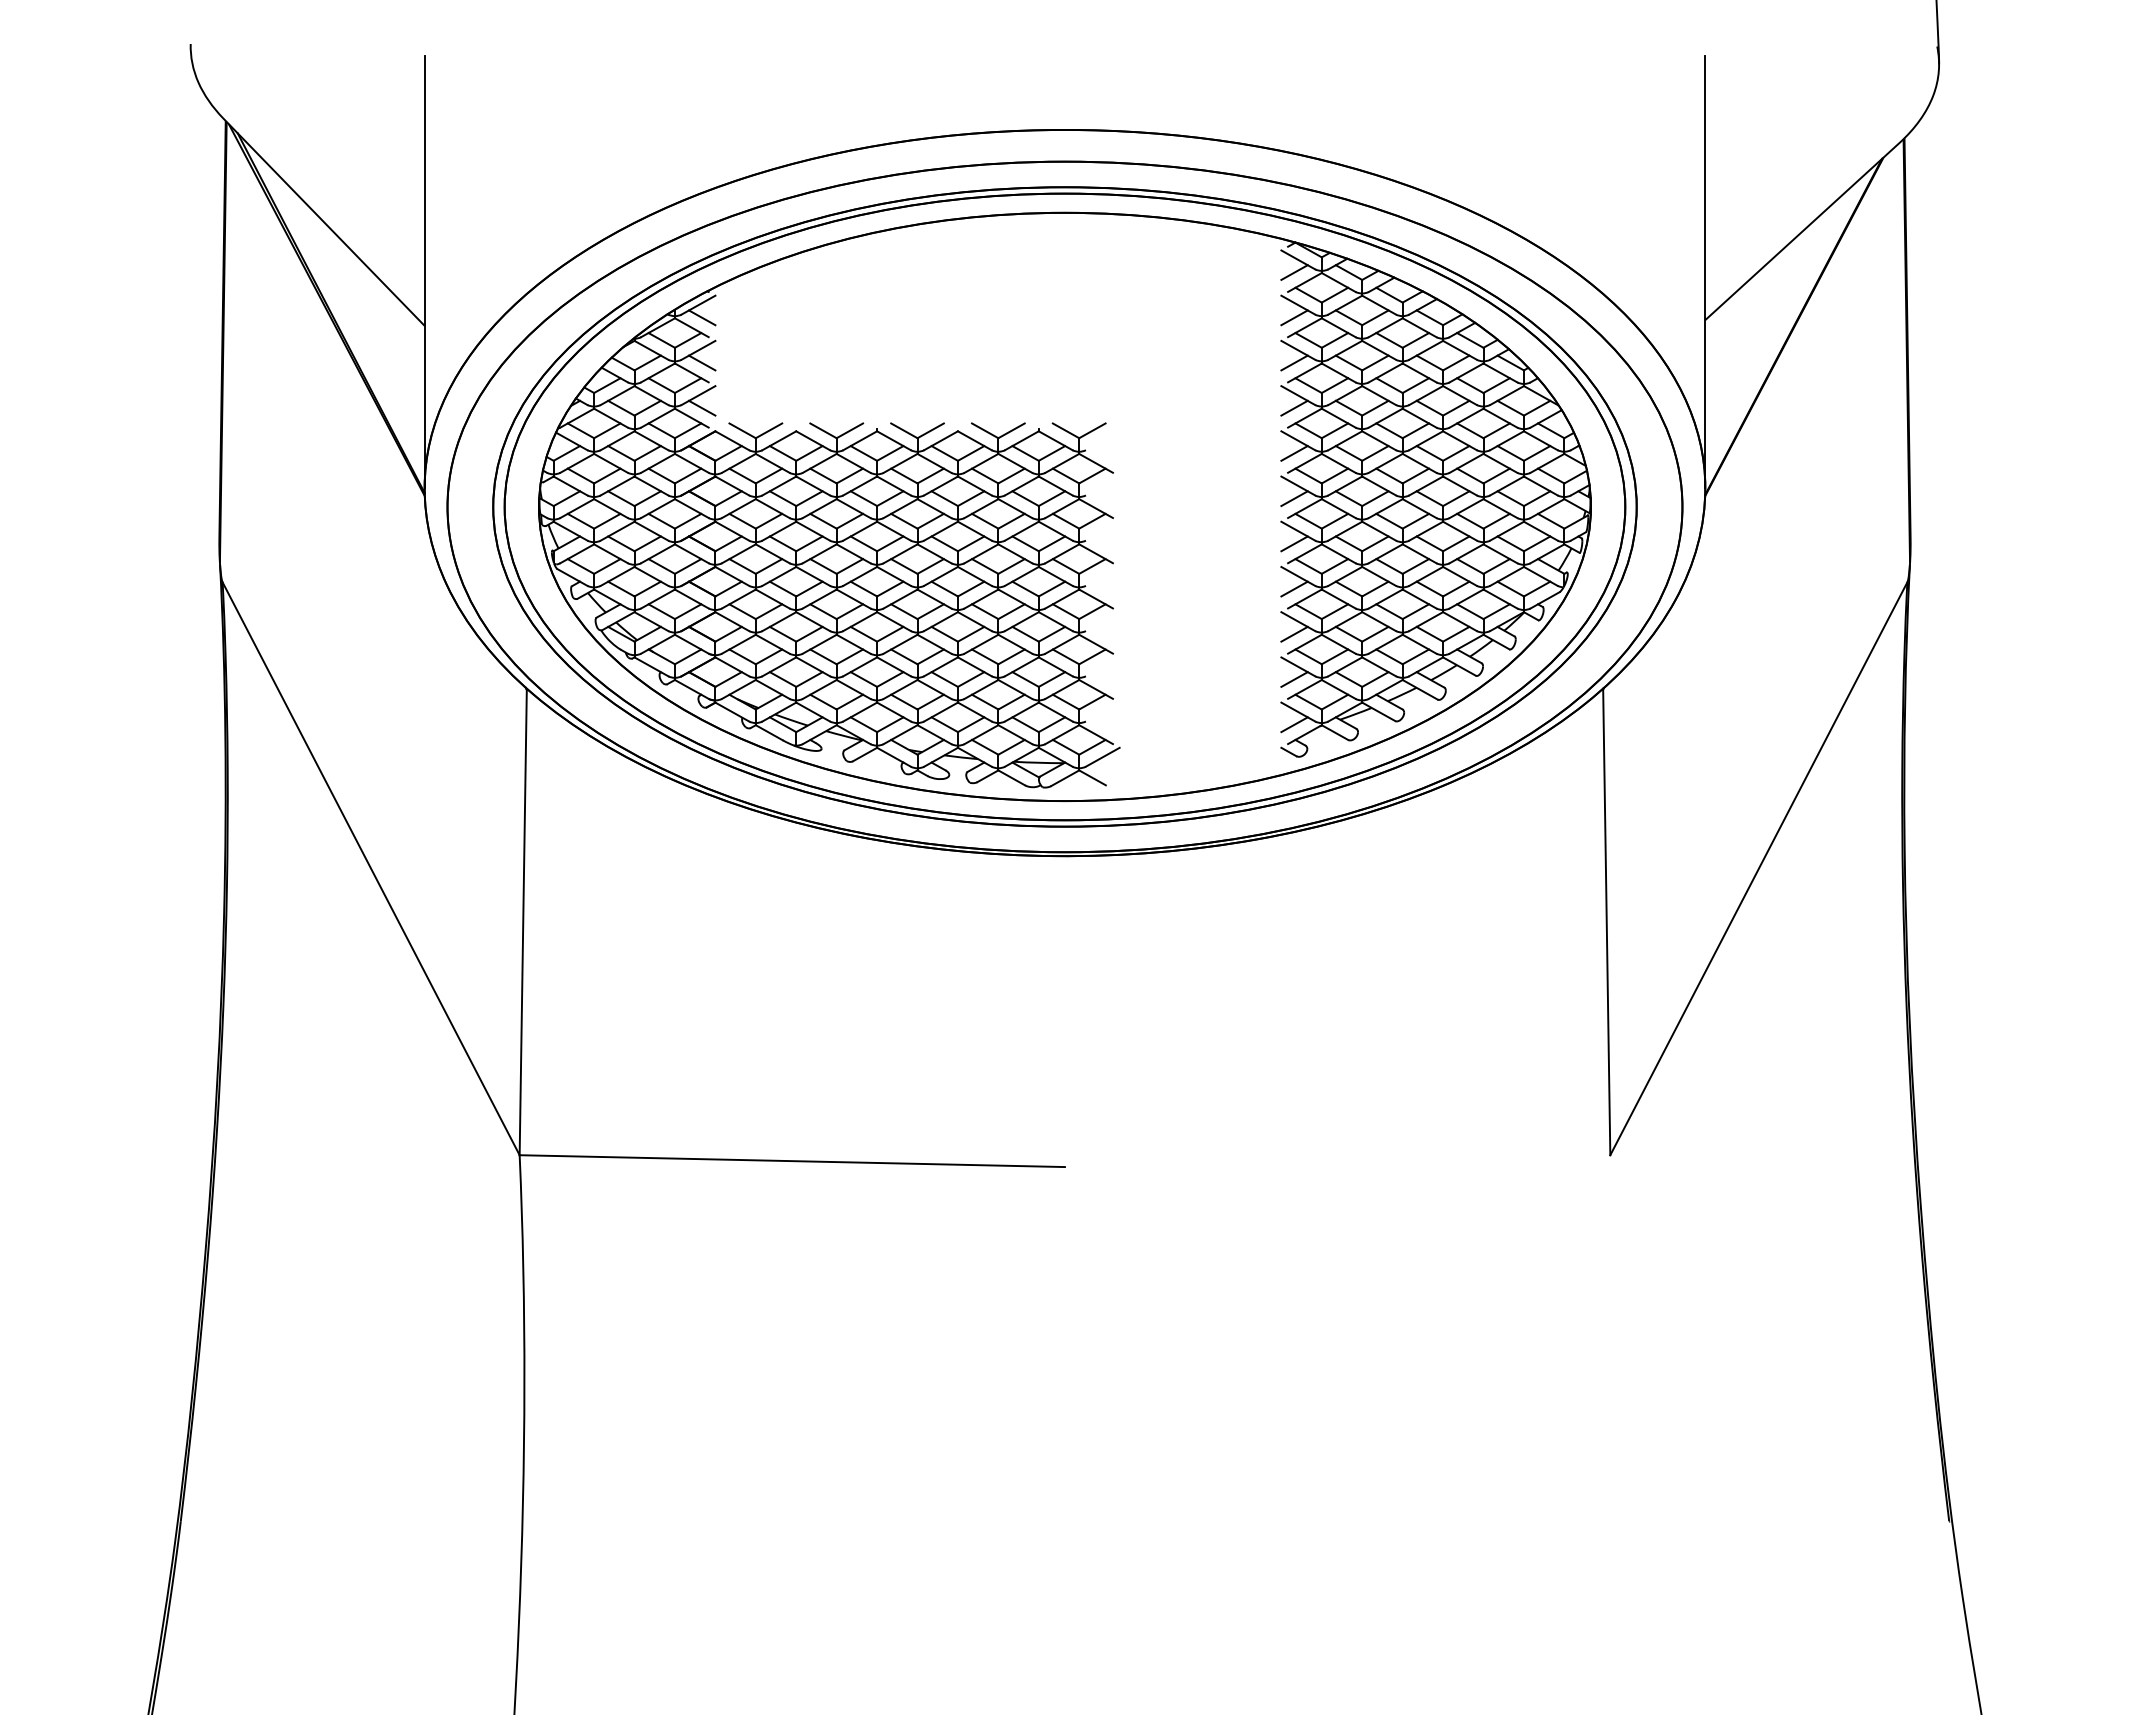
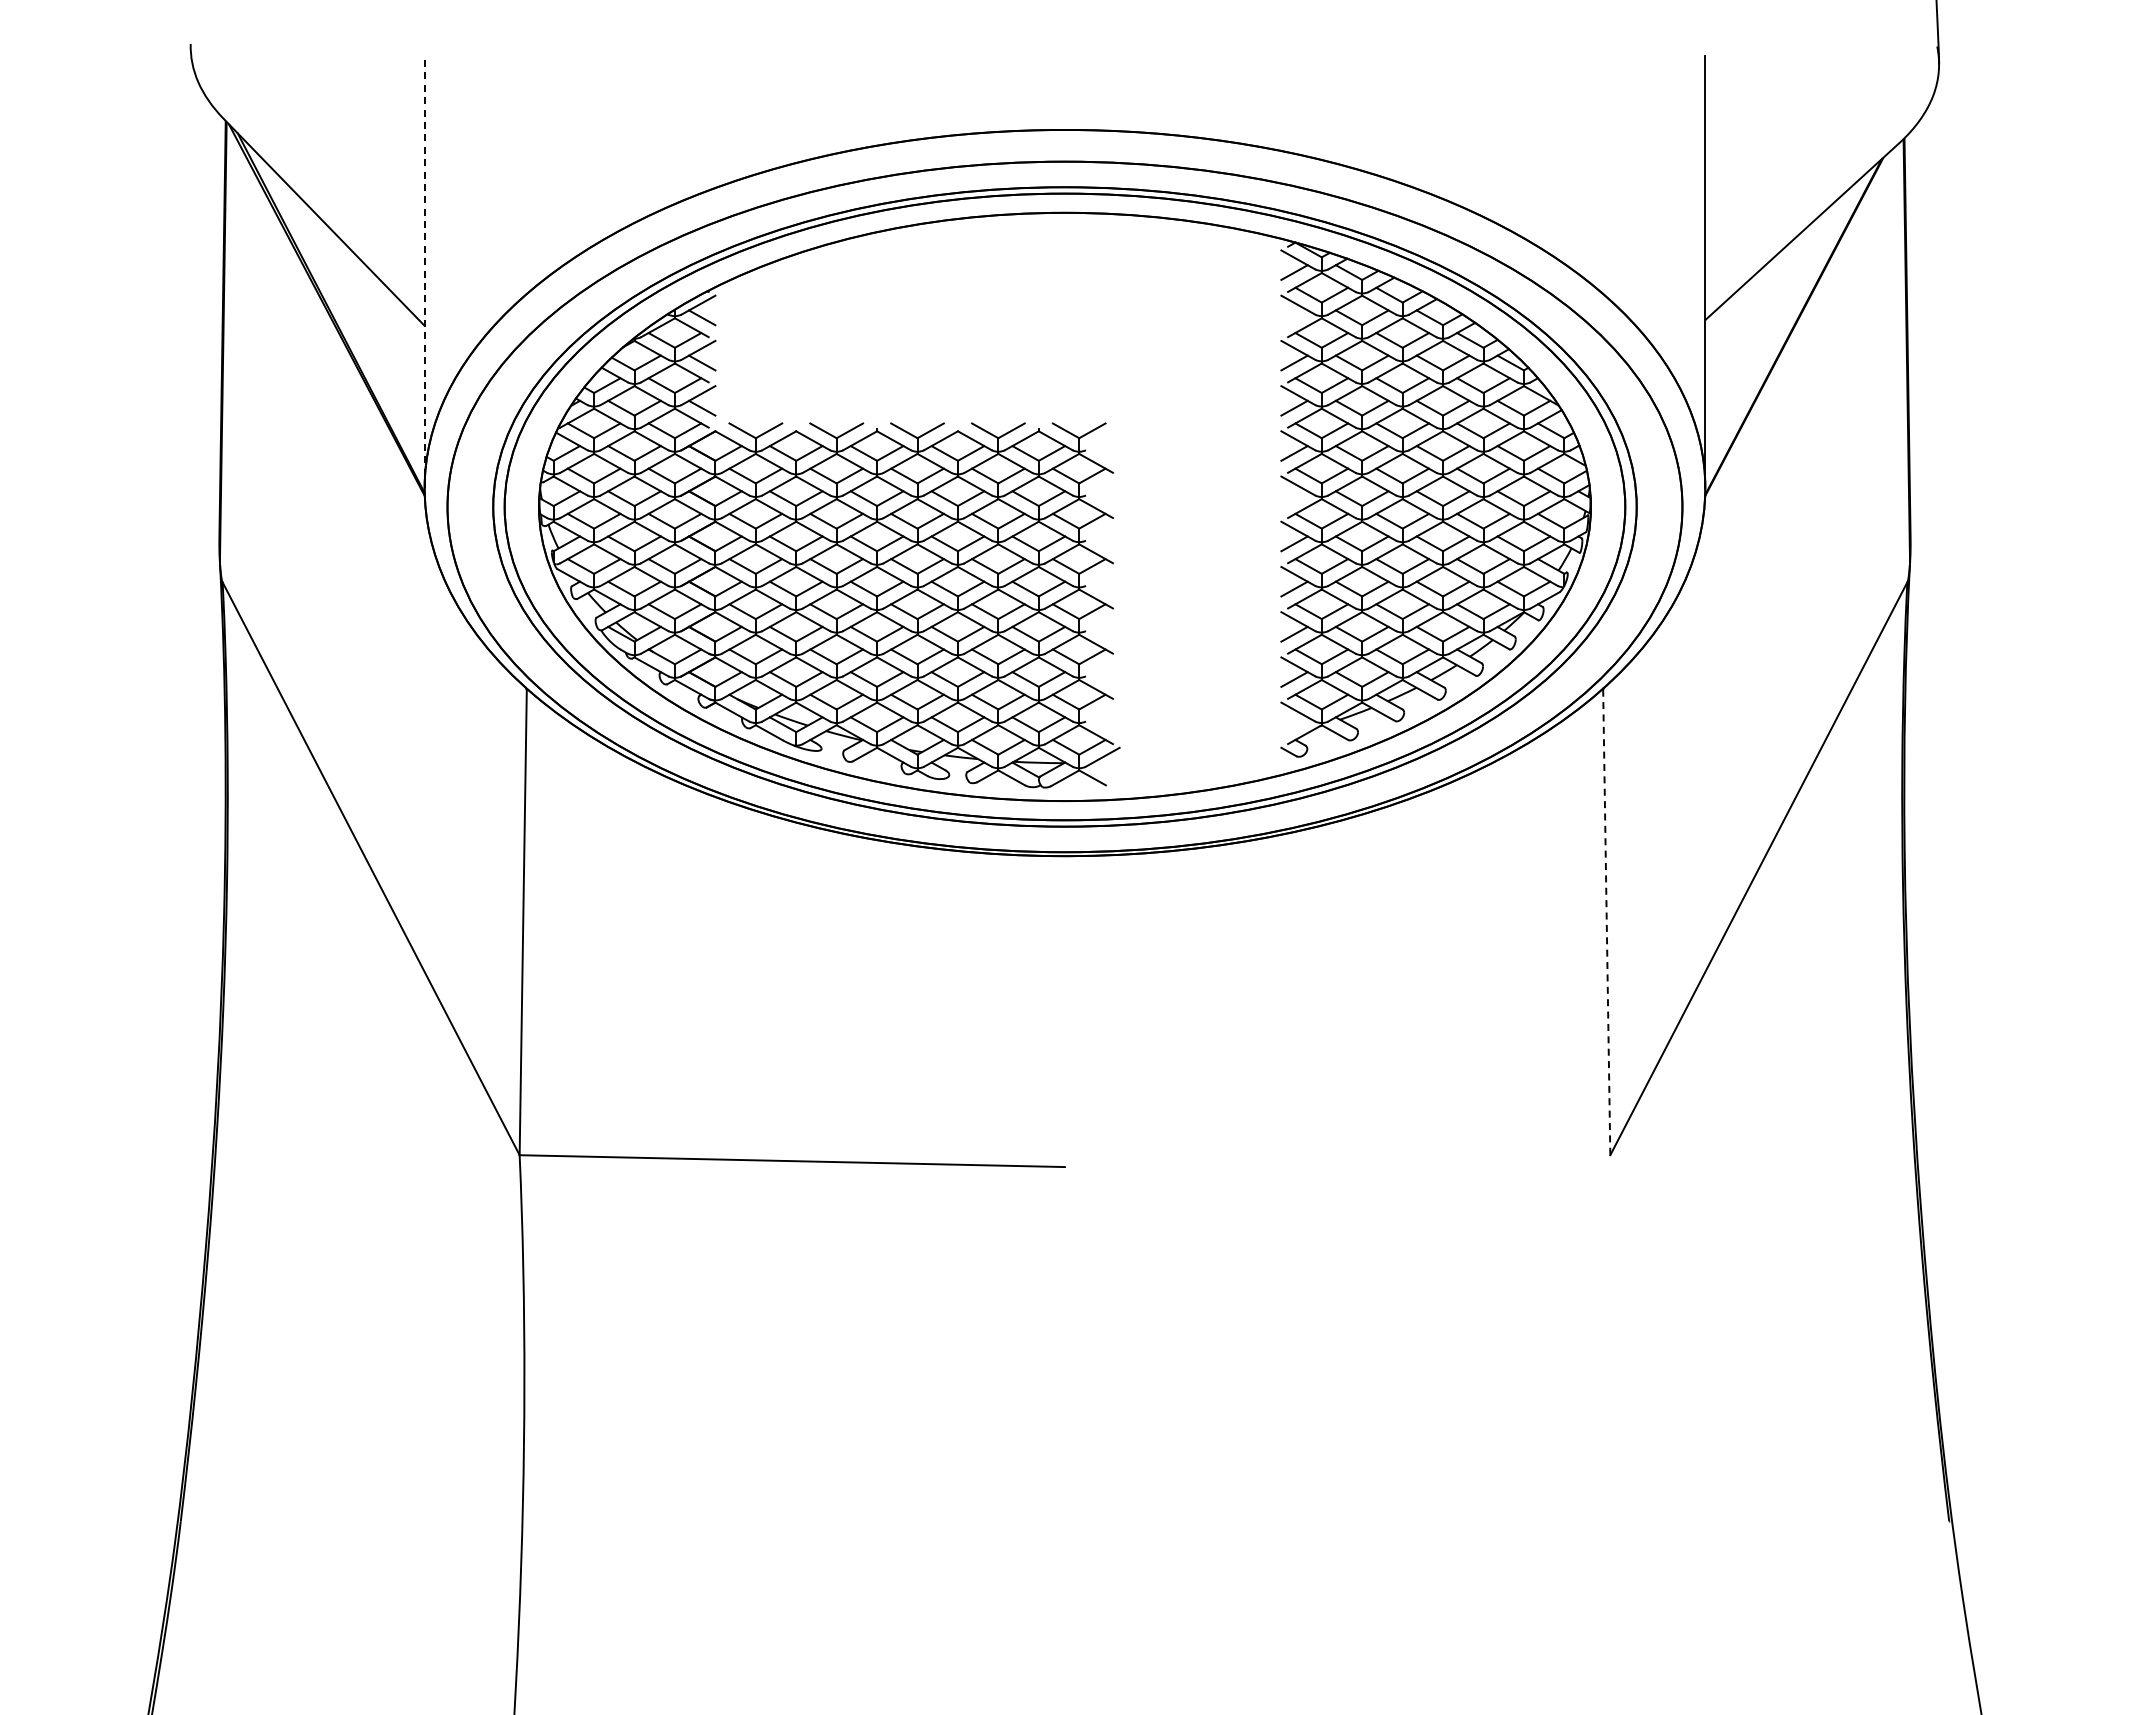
line: solid -> dashed (424, 271)
line: present -> none (1294, 317)
line: present -> none (1294, 498)
line: present -> none (1294, 724)
line: solid -> dashed (1606, 922)
